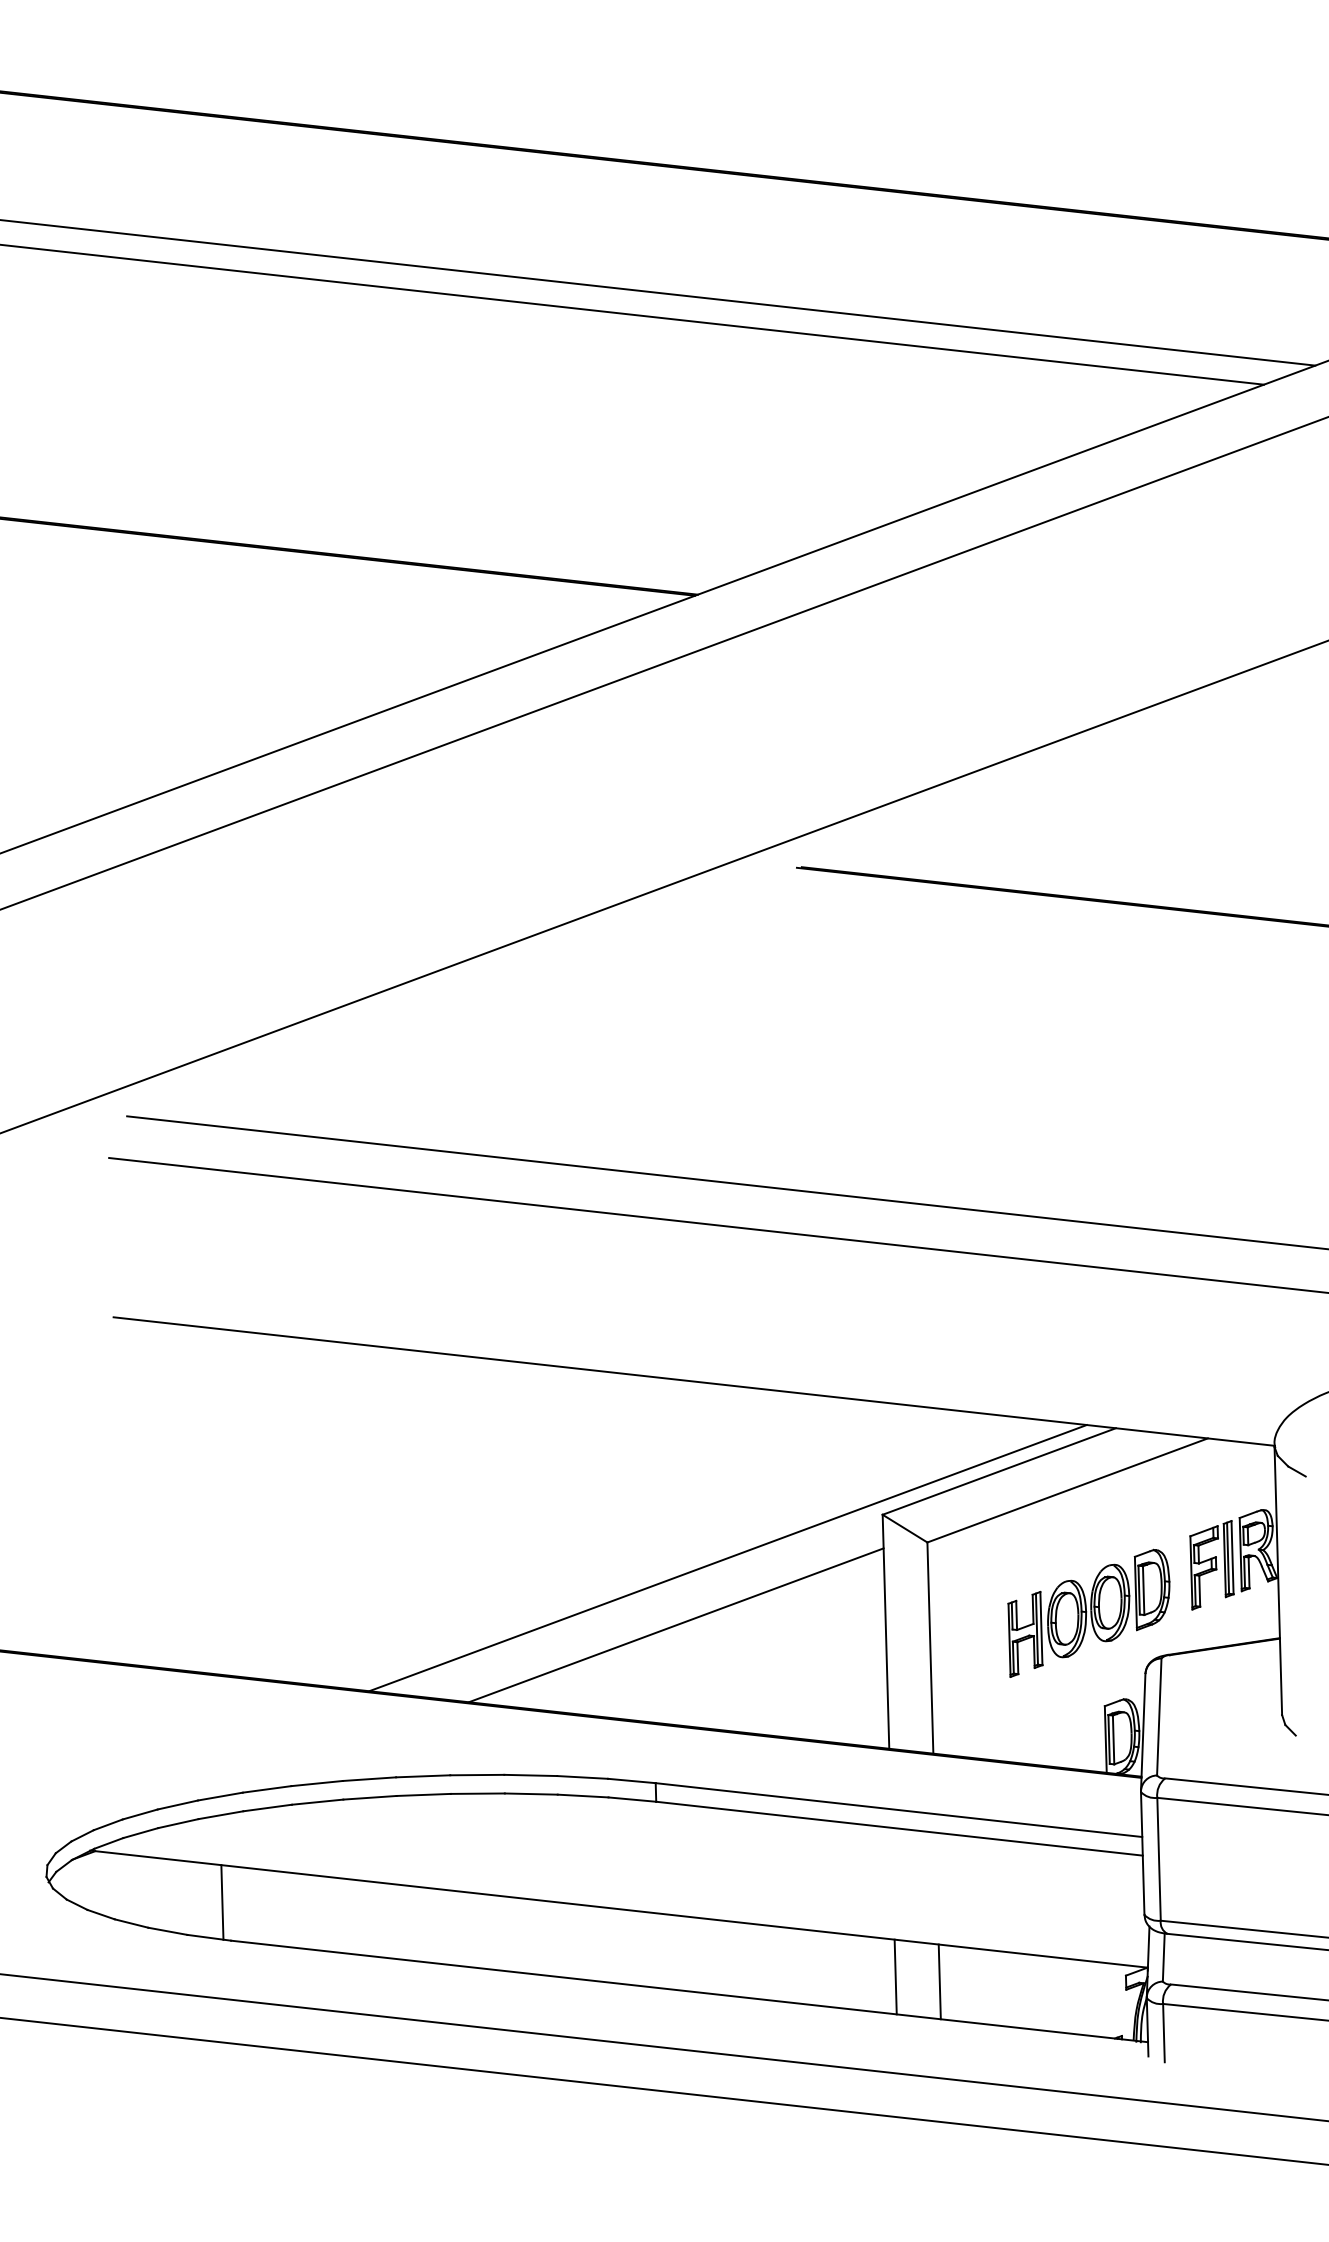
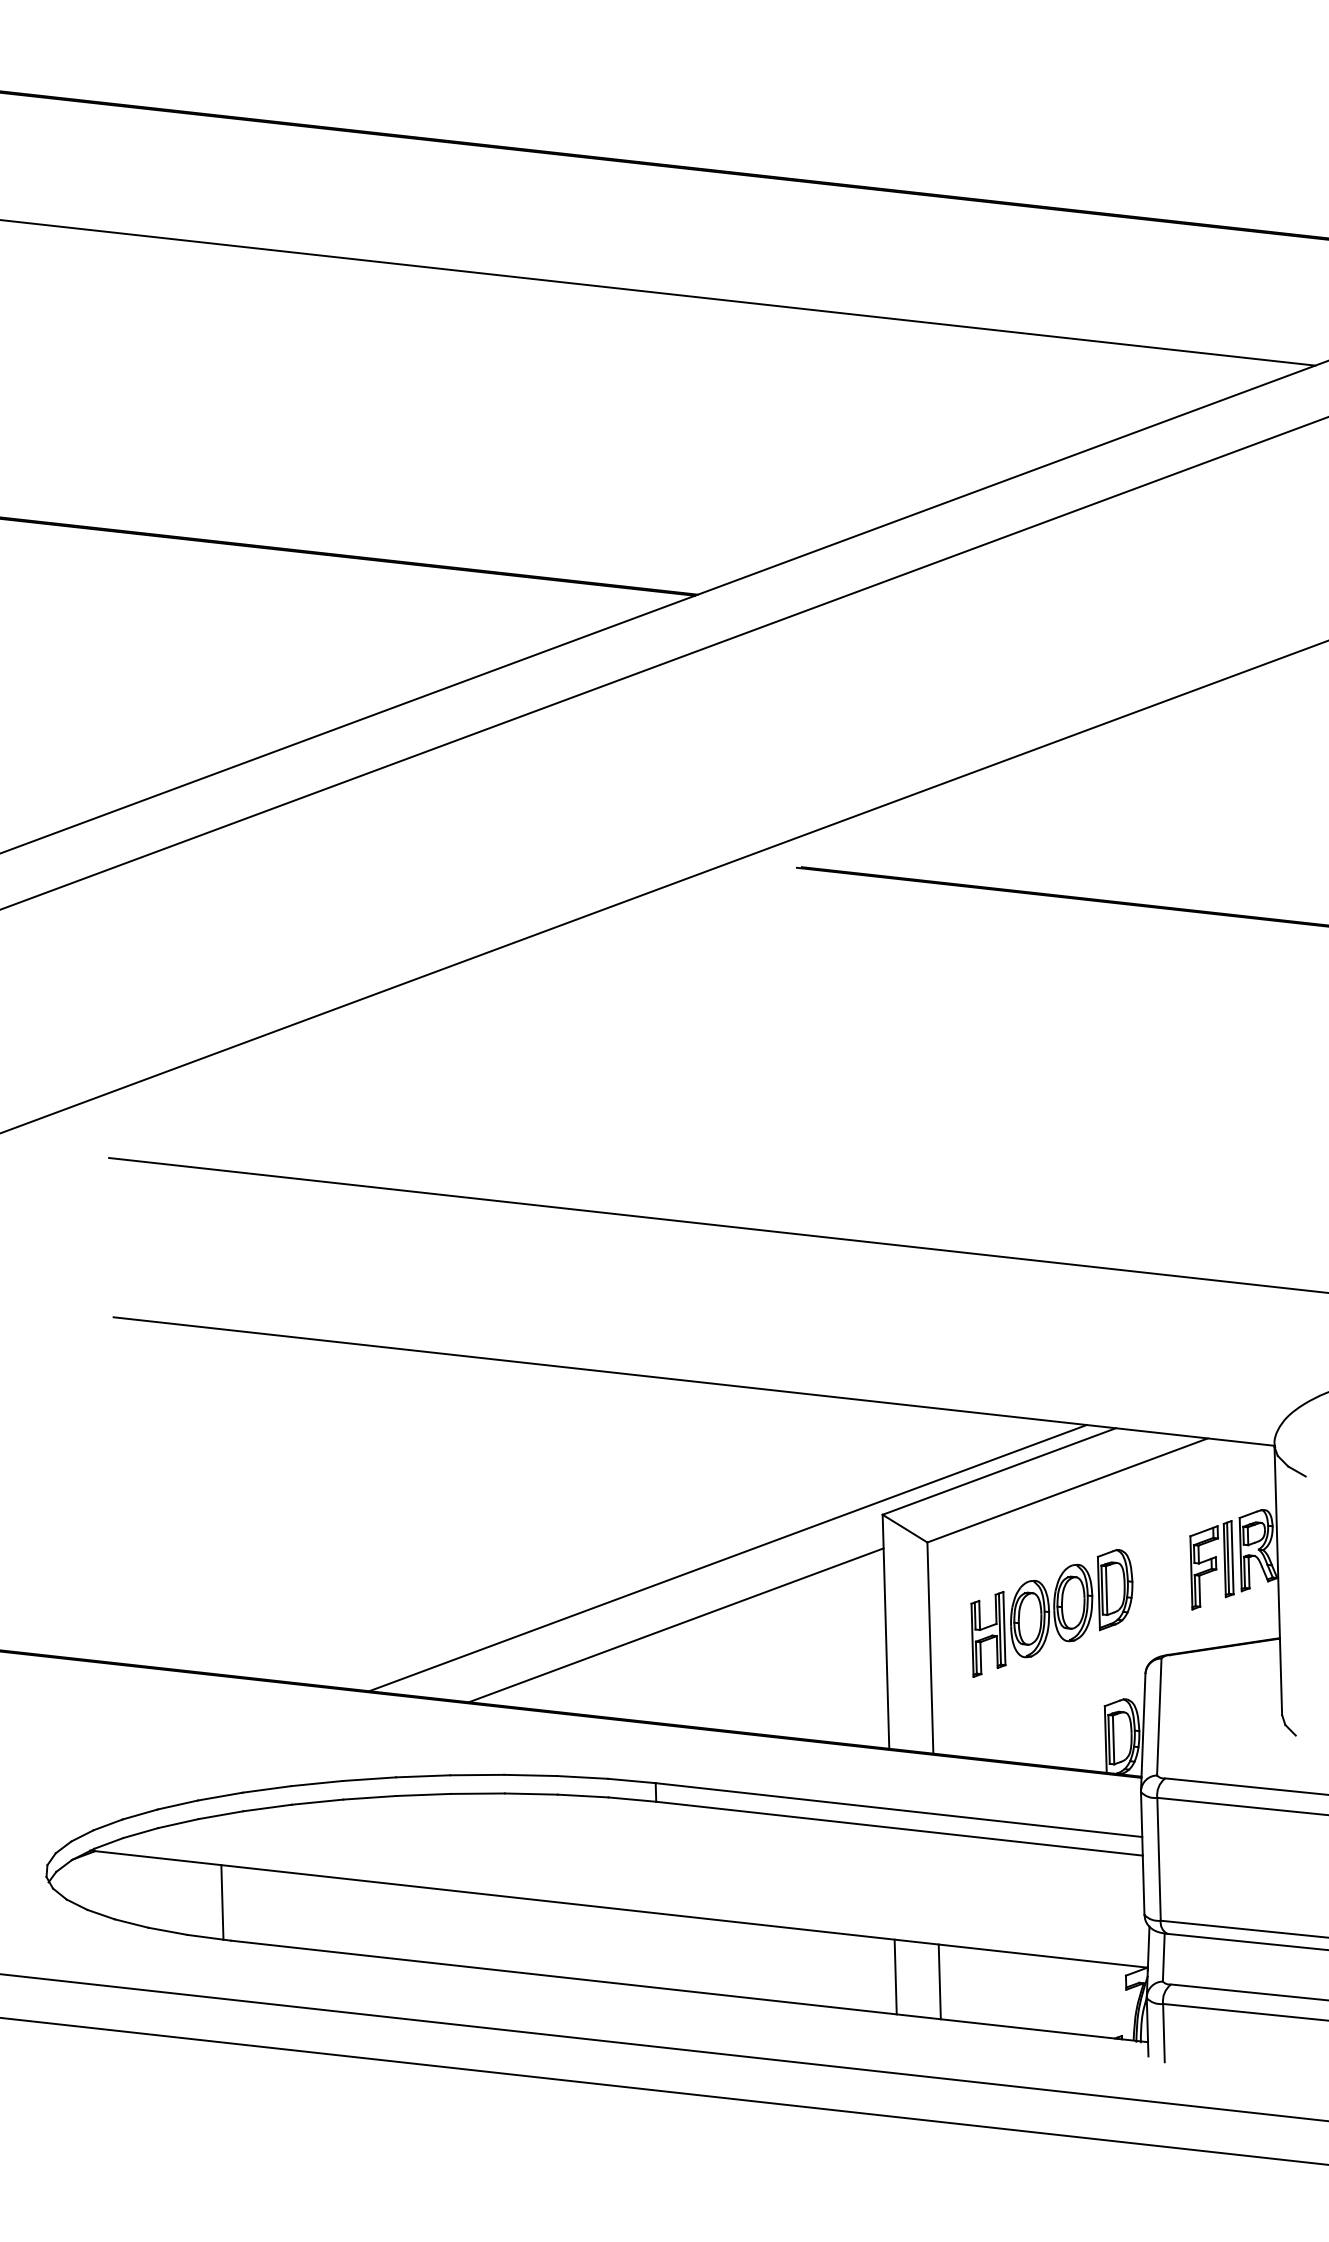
line: present -> none (633, 314)
line: present -> none (726, 1182)
part position: (1088, 1612) -> (1051, 1612) (1051, 1612)
